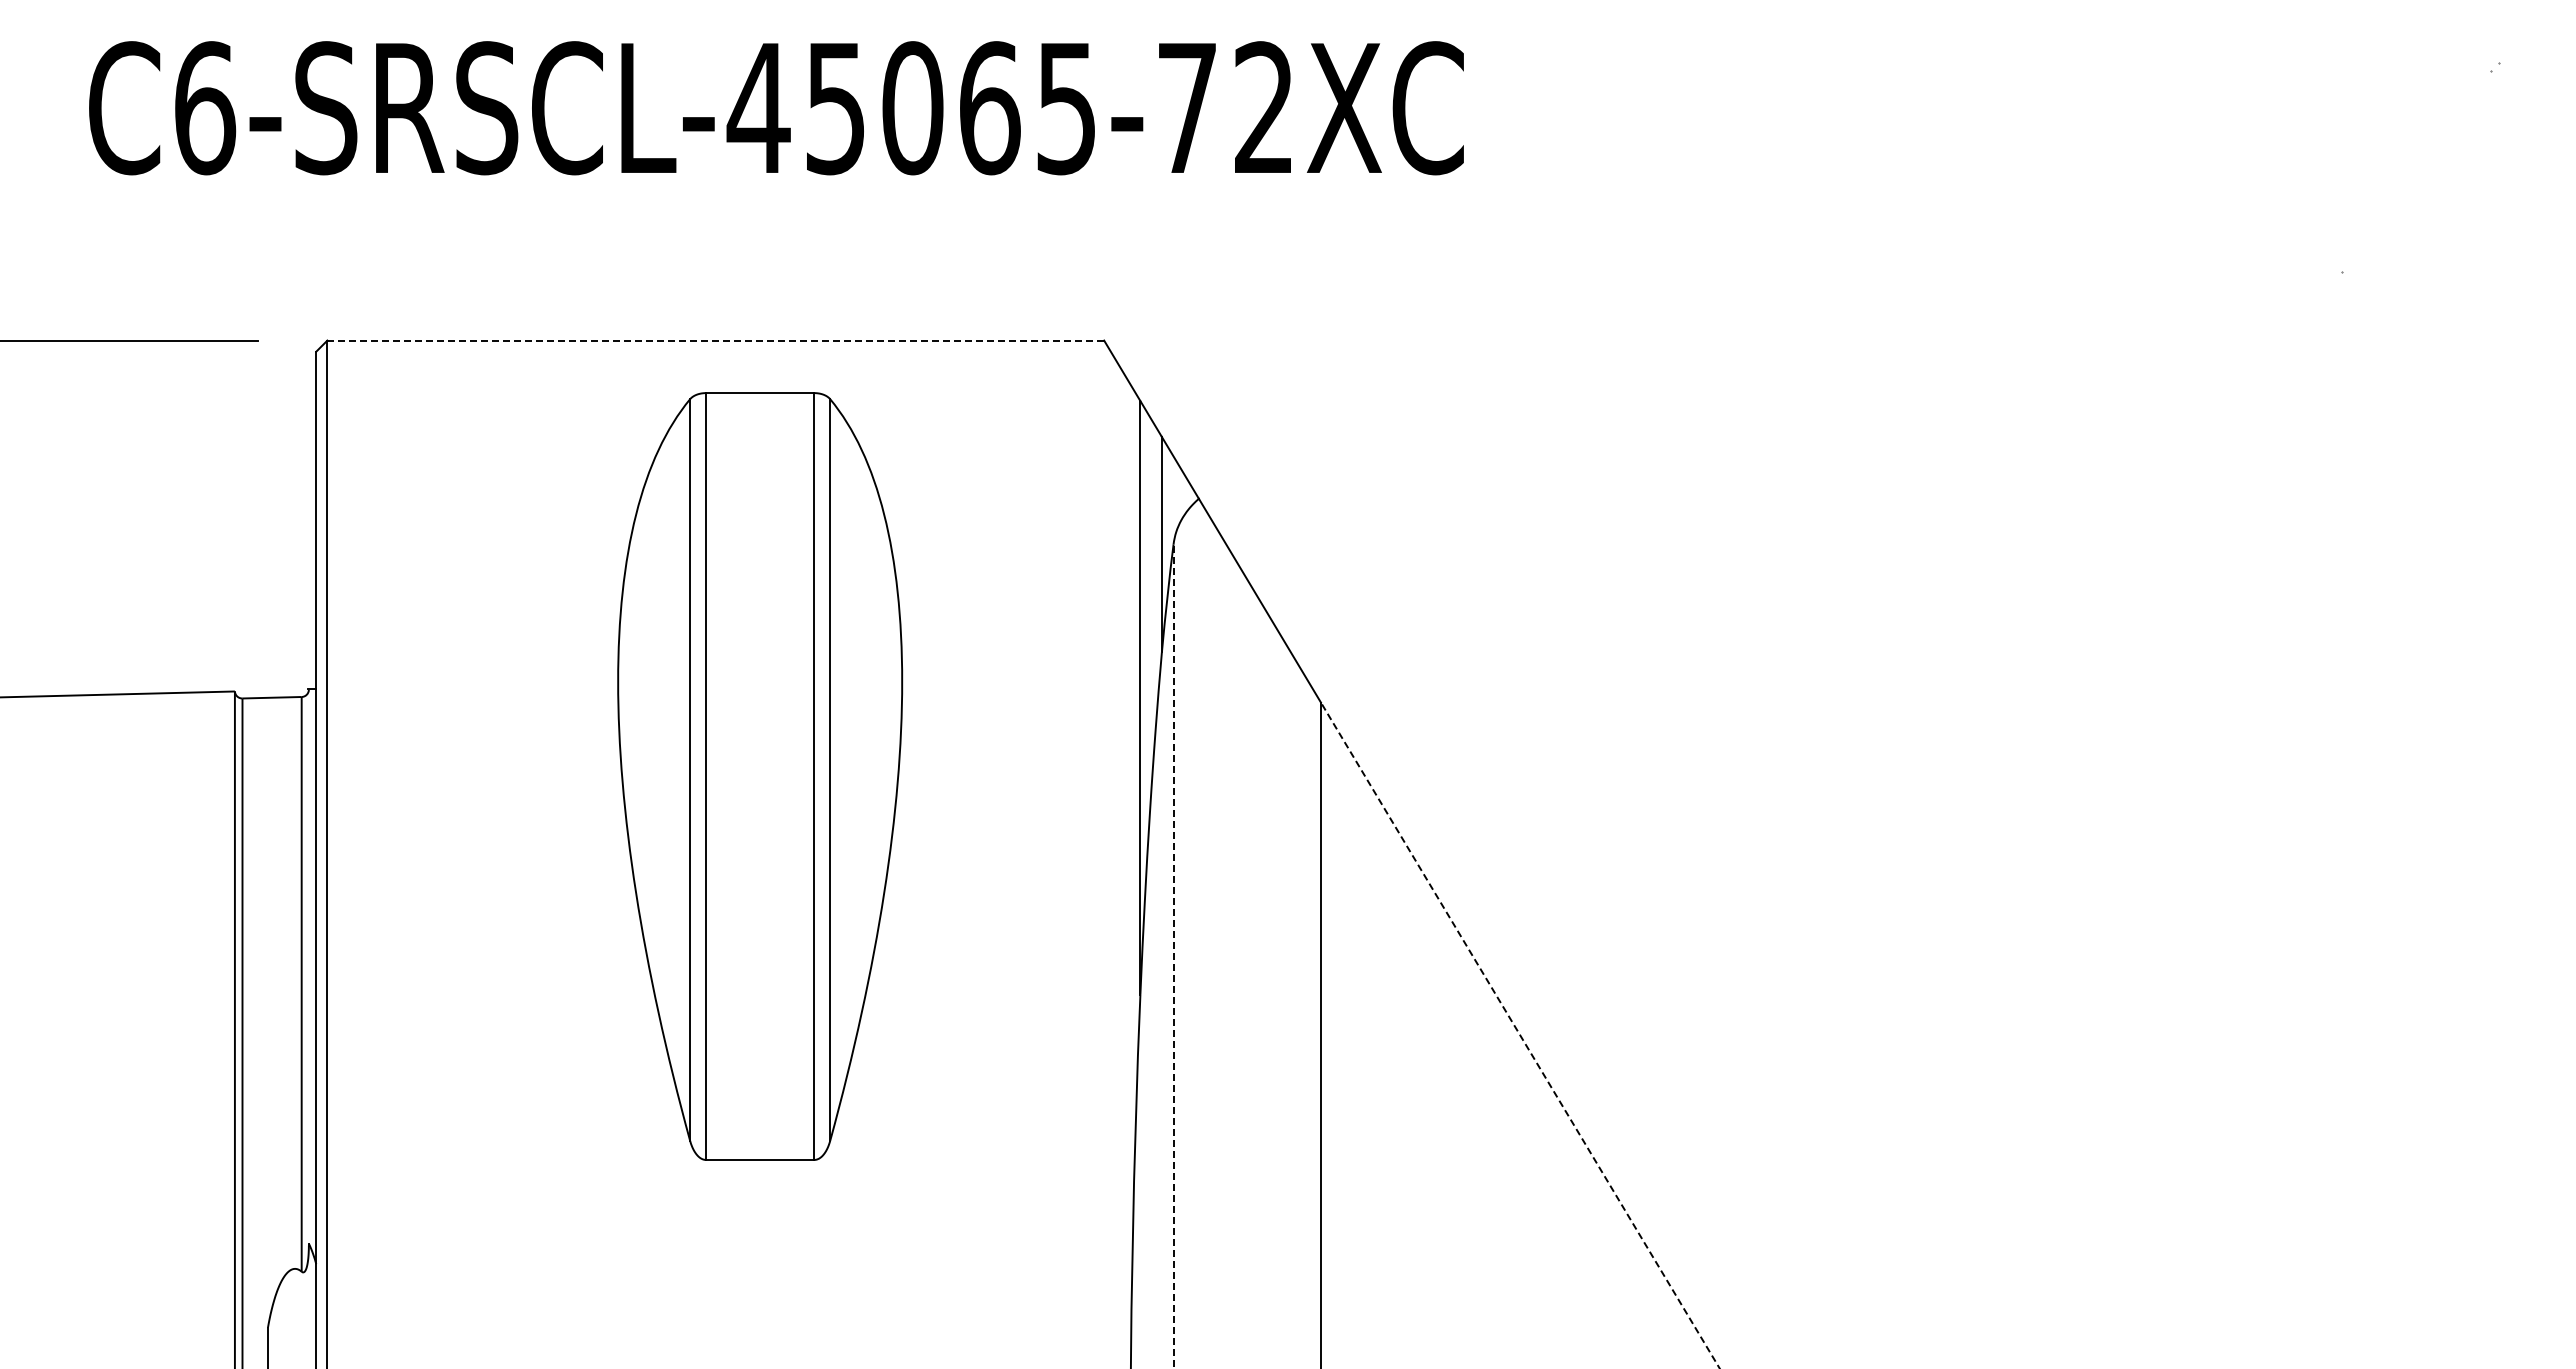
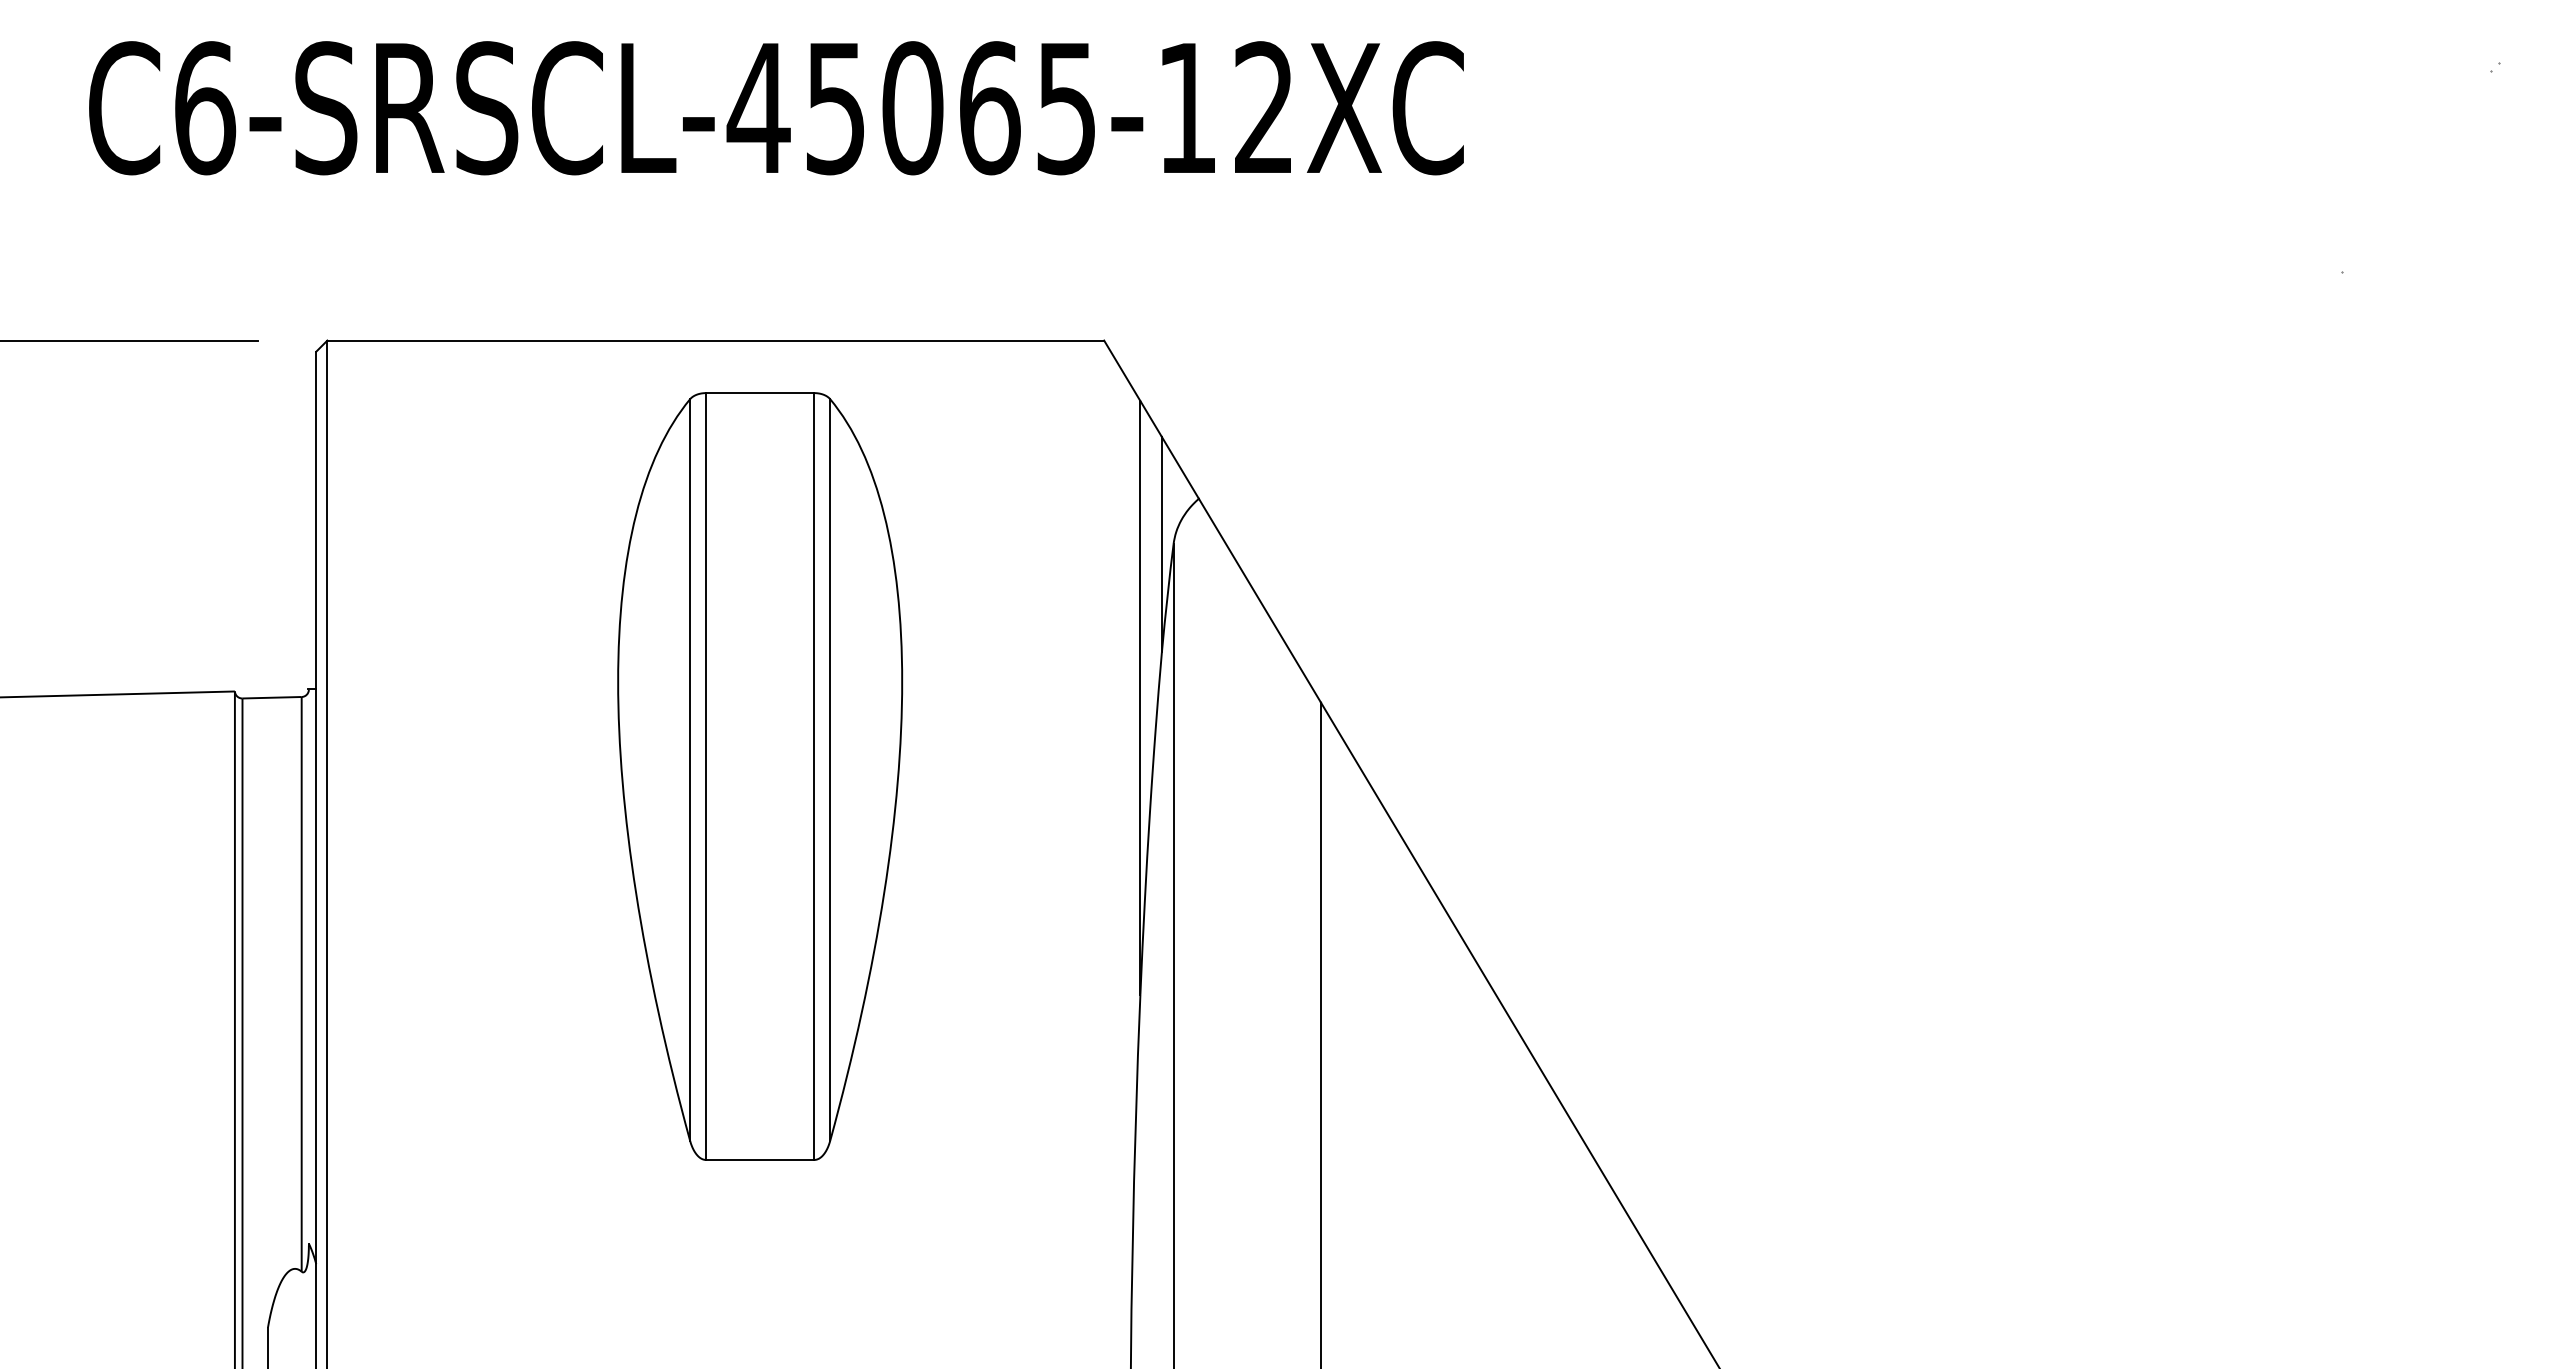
text: C6-SRSCL-45065-72XC -> C6-SRSCL-45065-12XC (1187, 107)
line: dashed -> solid (715, 340)
line: dashed -> solid (1173, 956)
line: dashed -> solid (1520, 1035)
